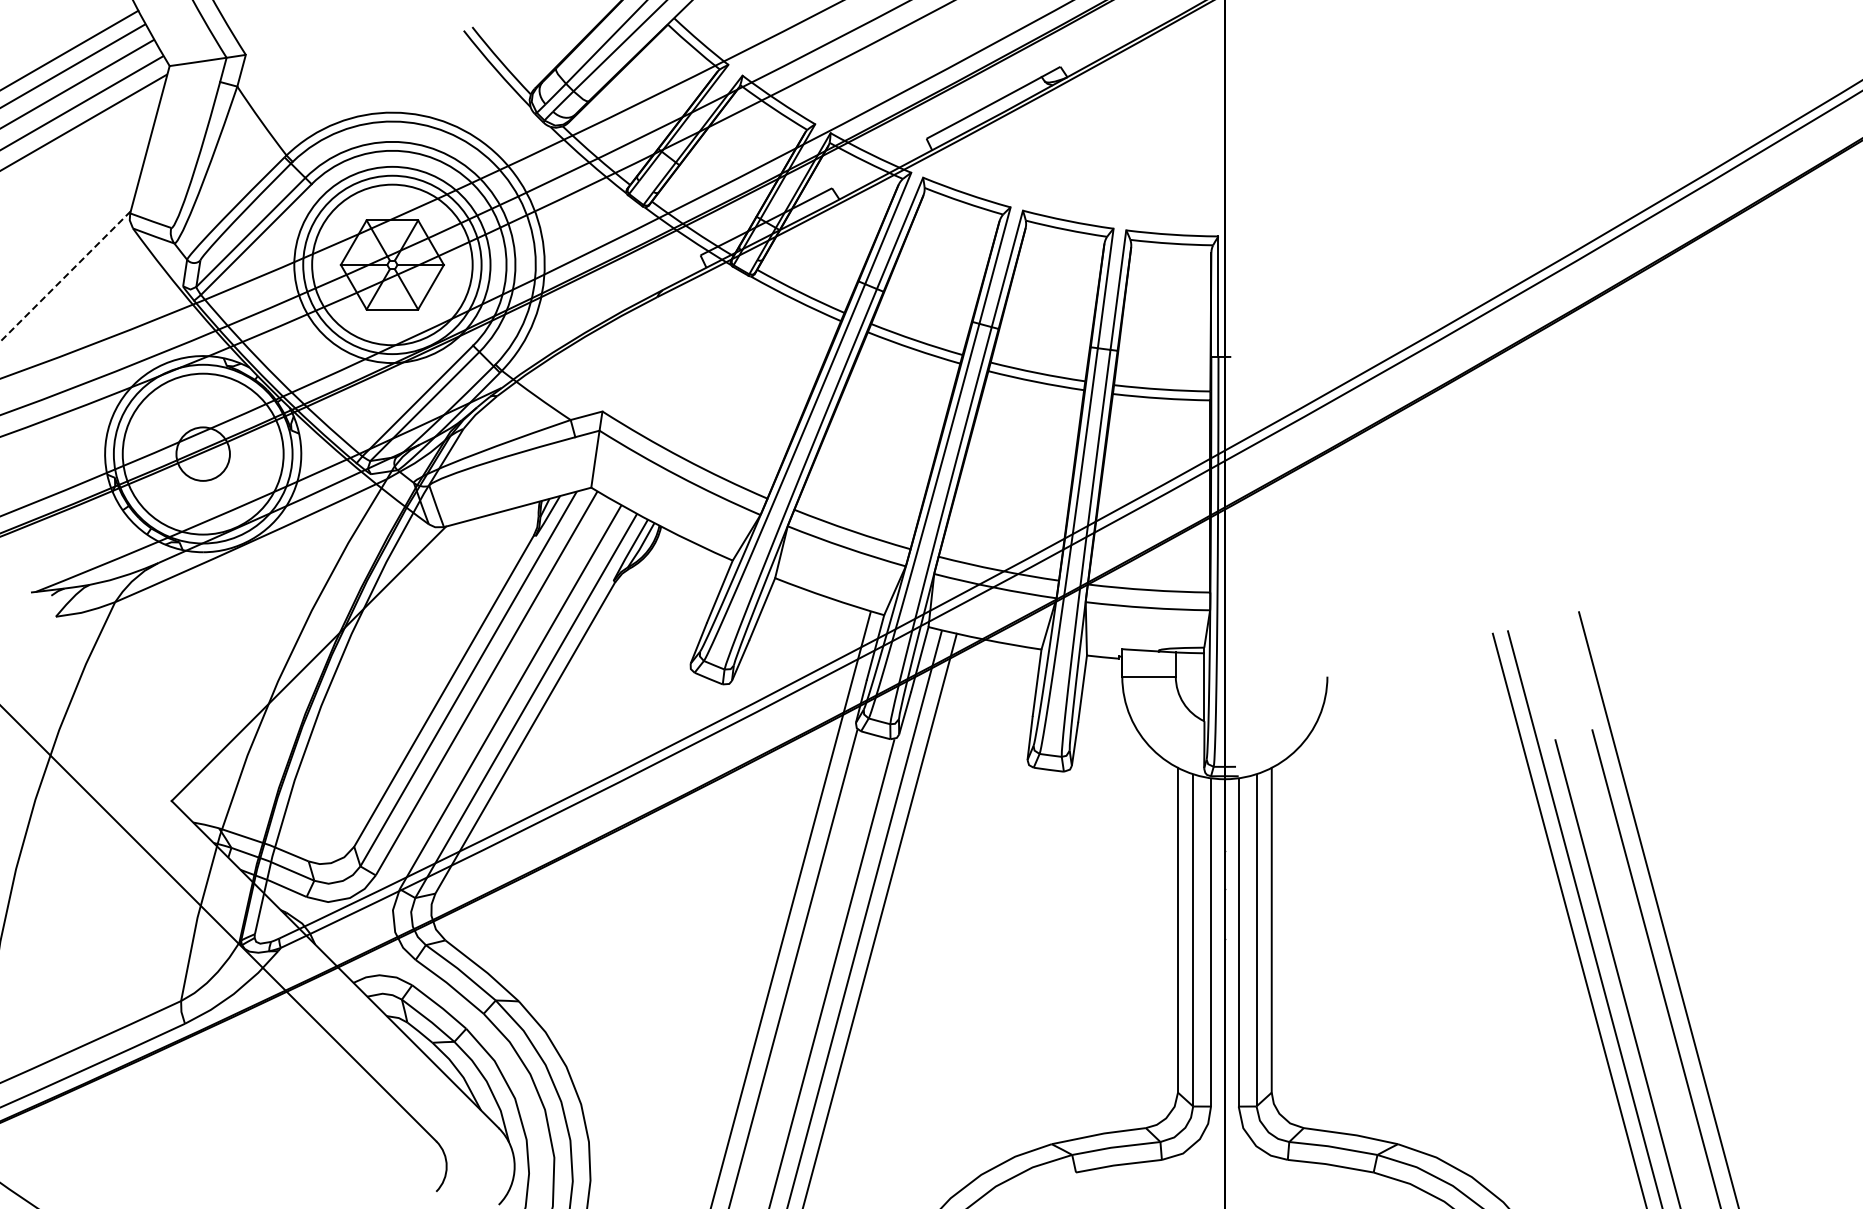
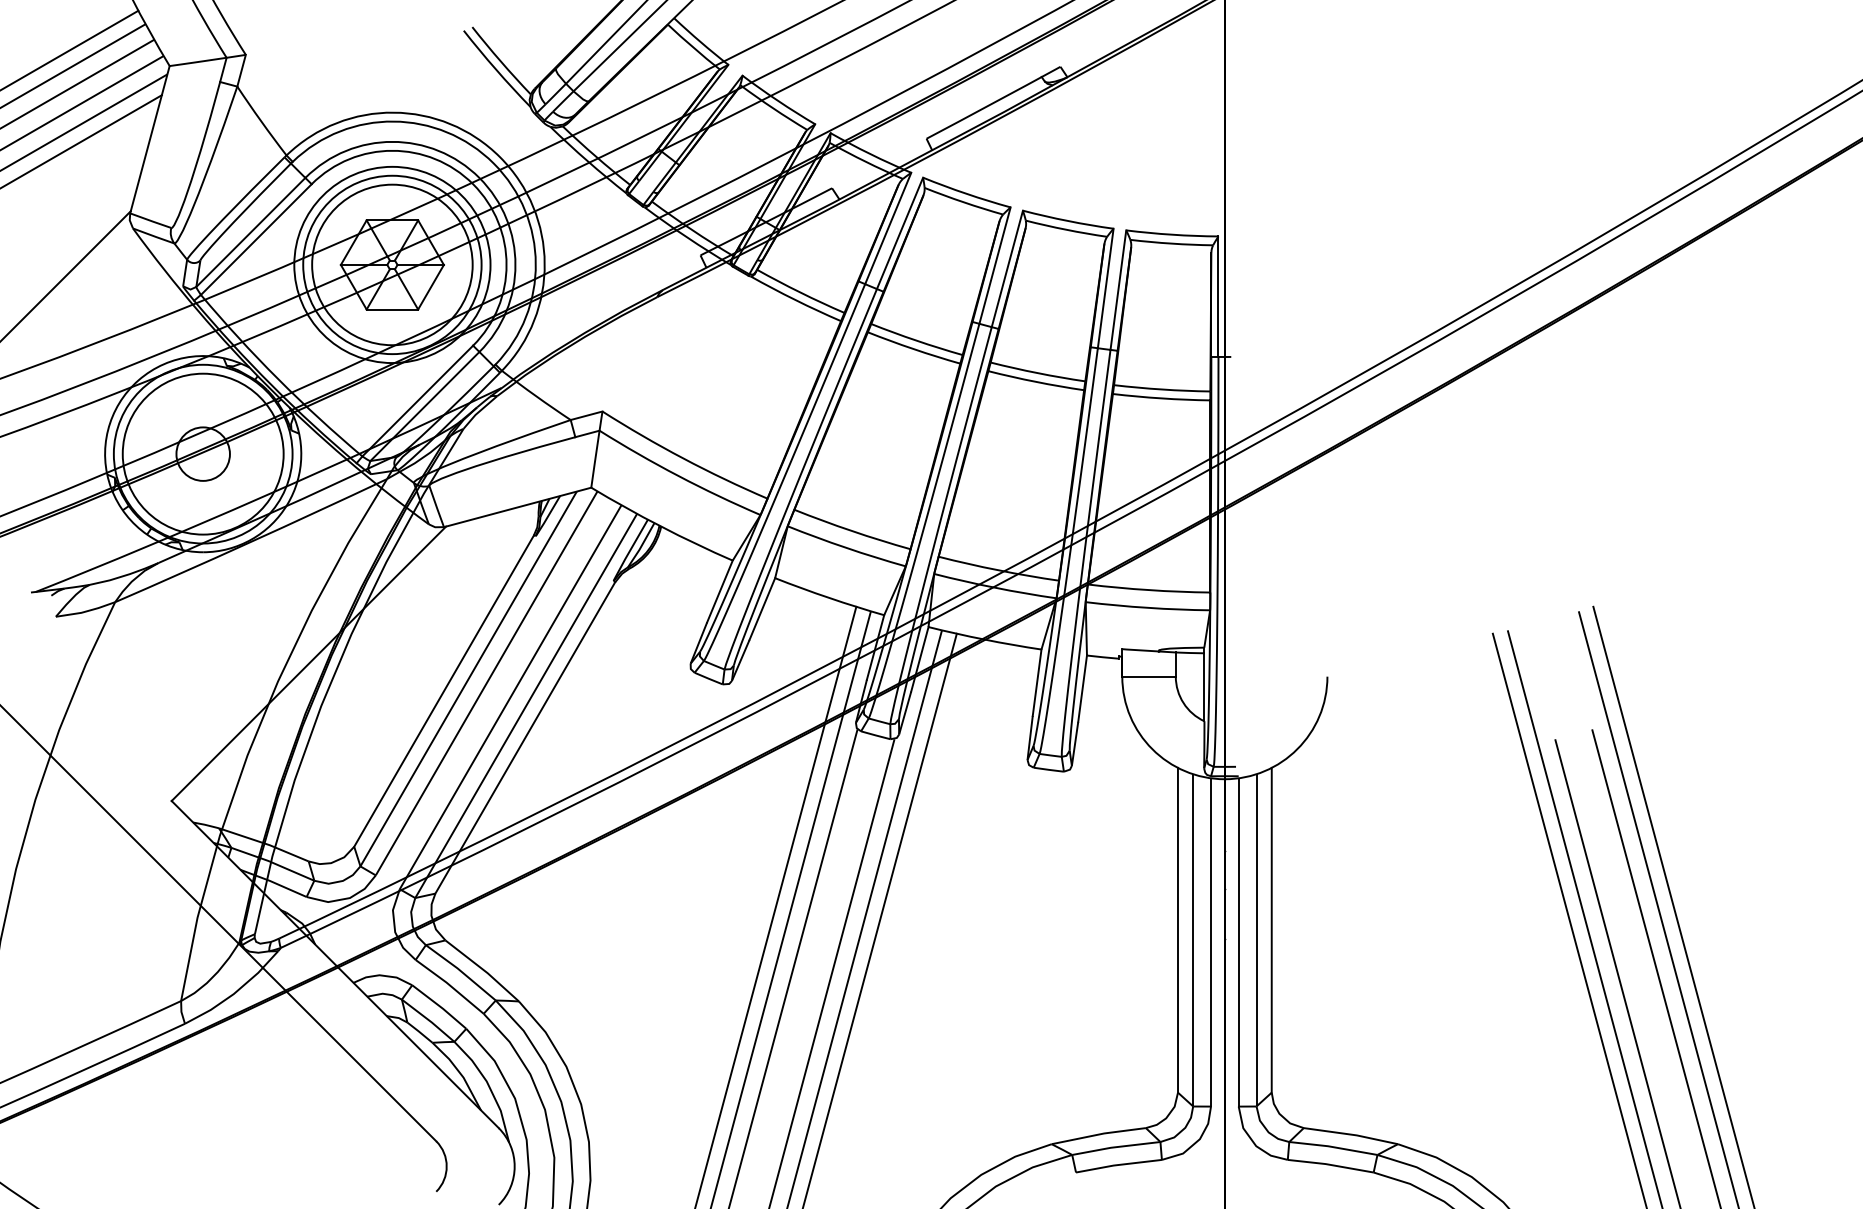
line: none -> present (81, 141)
line: dashed -> solid (65, 276)
line: none -> present (776, 905)
line: none -> present (1673, 905)
